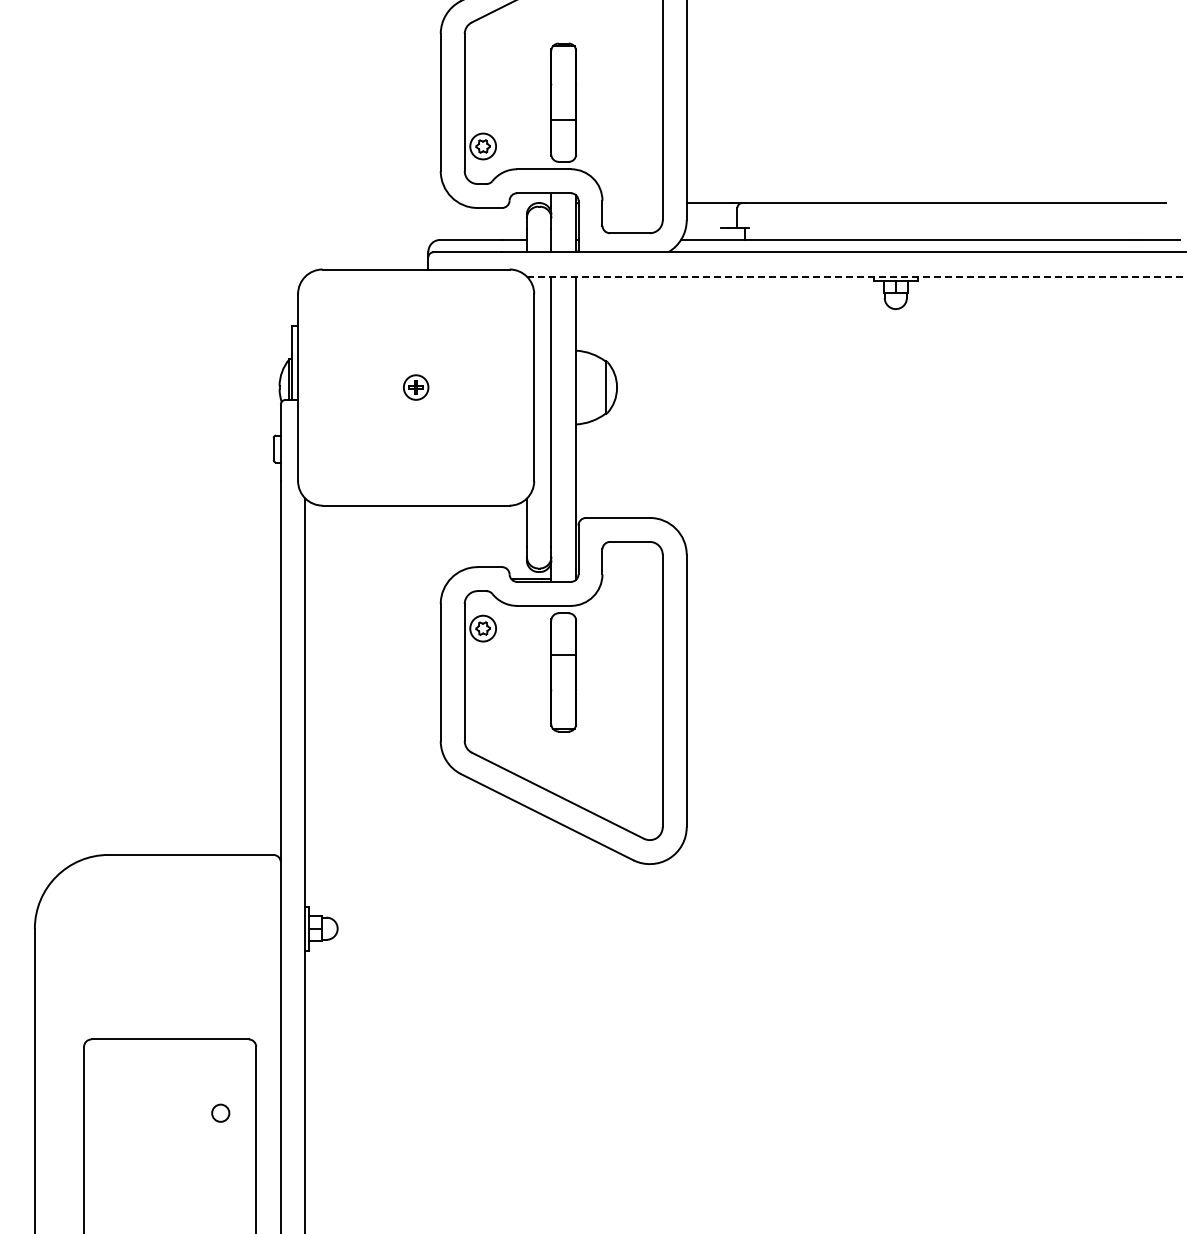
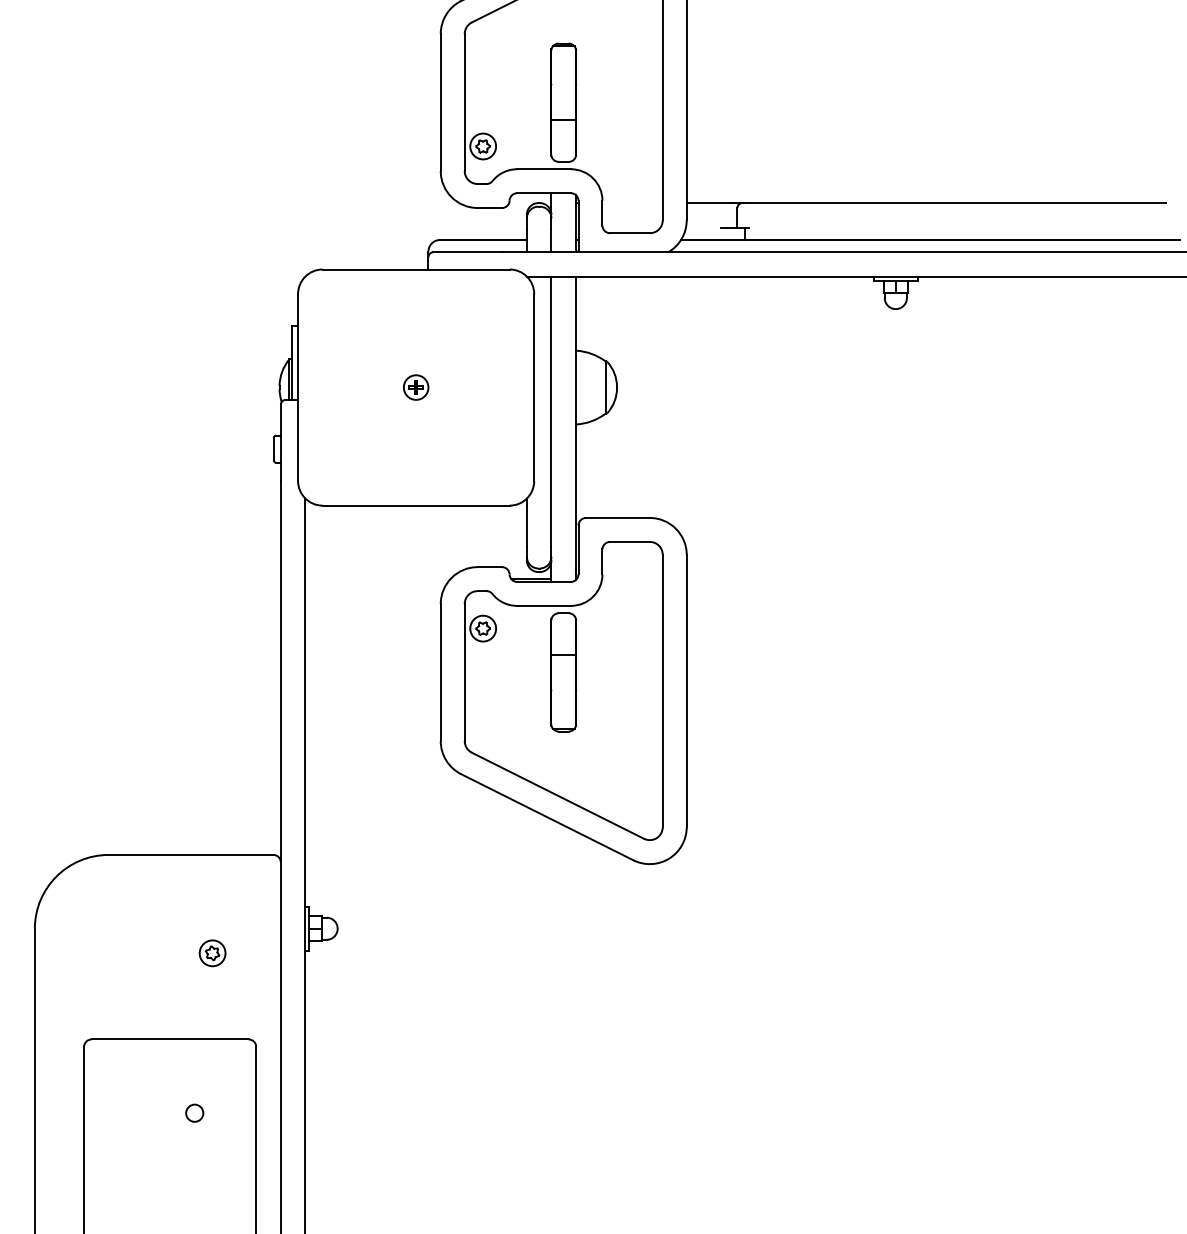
line: dashed -> solid (857, 276)
part: none -> present (212, 953)
circle position: (220, 1112) -> (194, 1112) (194, 1112)
